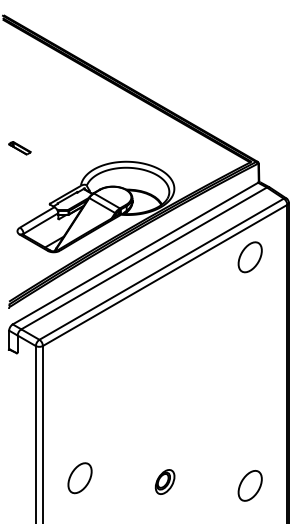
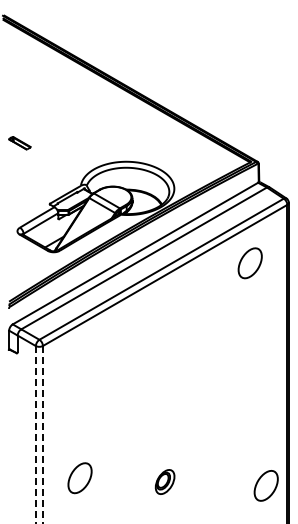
part position: (19, 148) -> (19, 143) (19, 143)
part position: (249, 257) -> (249, 263) (249, 263)
line: solid -> dashed (35, 434)
line: solid -> dashed (42, 434)
part position: (249, 485) -> (265, 485) (265, 485)
